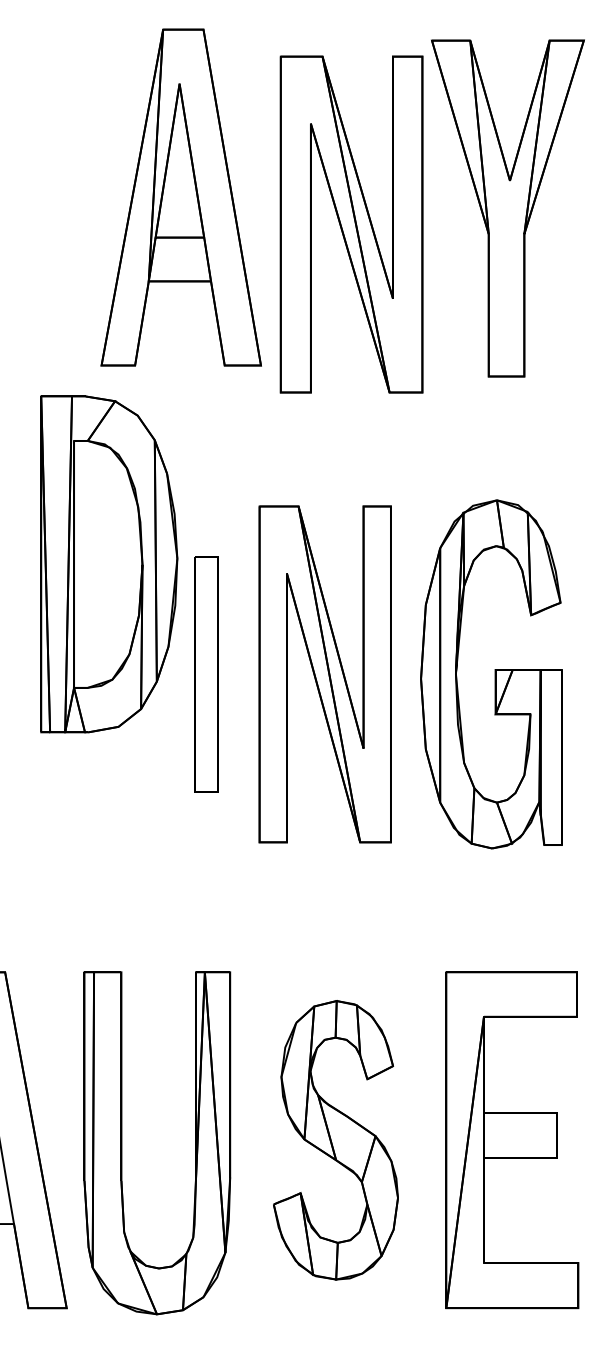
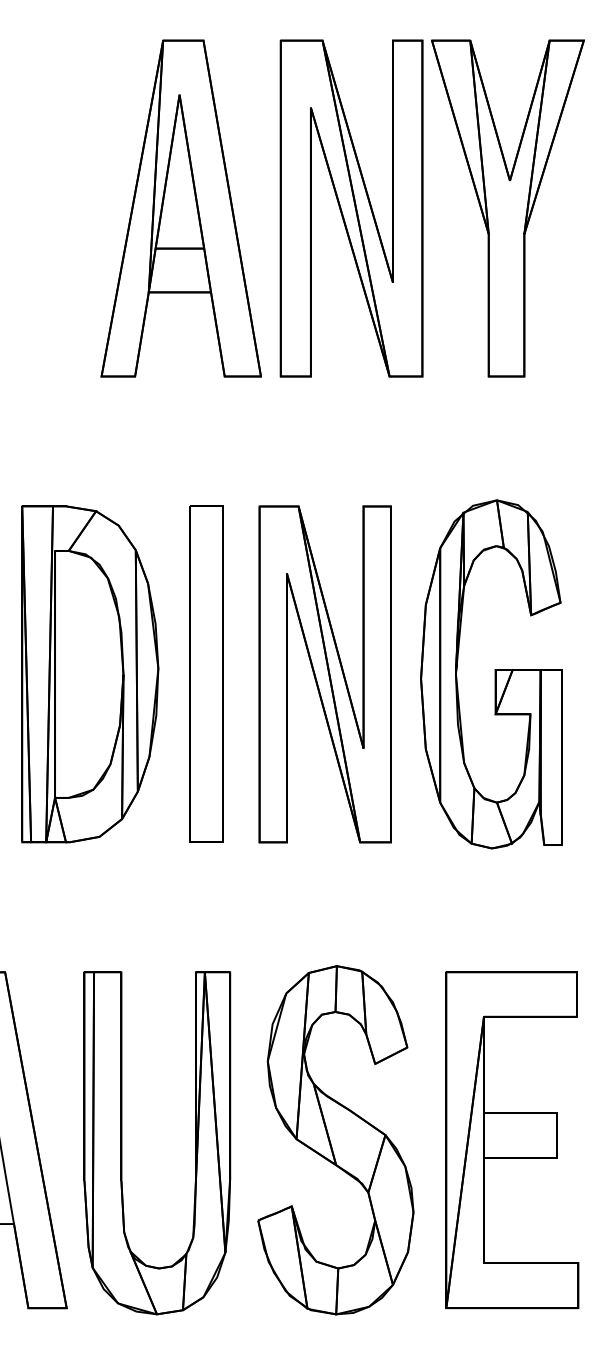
part position: (180, 197) -> (180, 208) (180, 208)
part position: (351, 224) -> (351, 208) (351, 208)
part position: (109, 564) -> (90, 674) (90, 674)
part size: 25x237 px -> 35x338 px (206, 673)
part size: 126x281 px -> 158x351 px (335, 1140)
